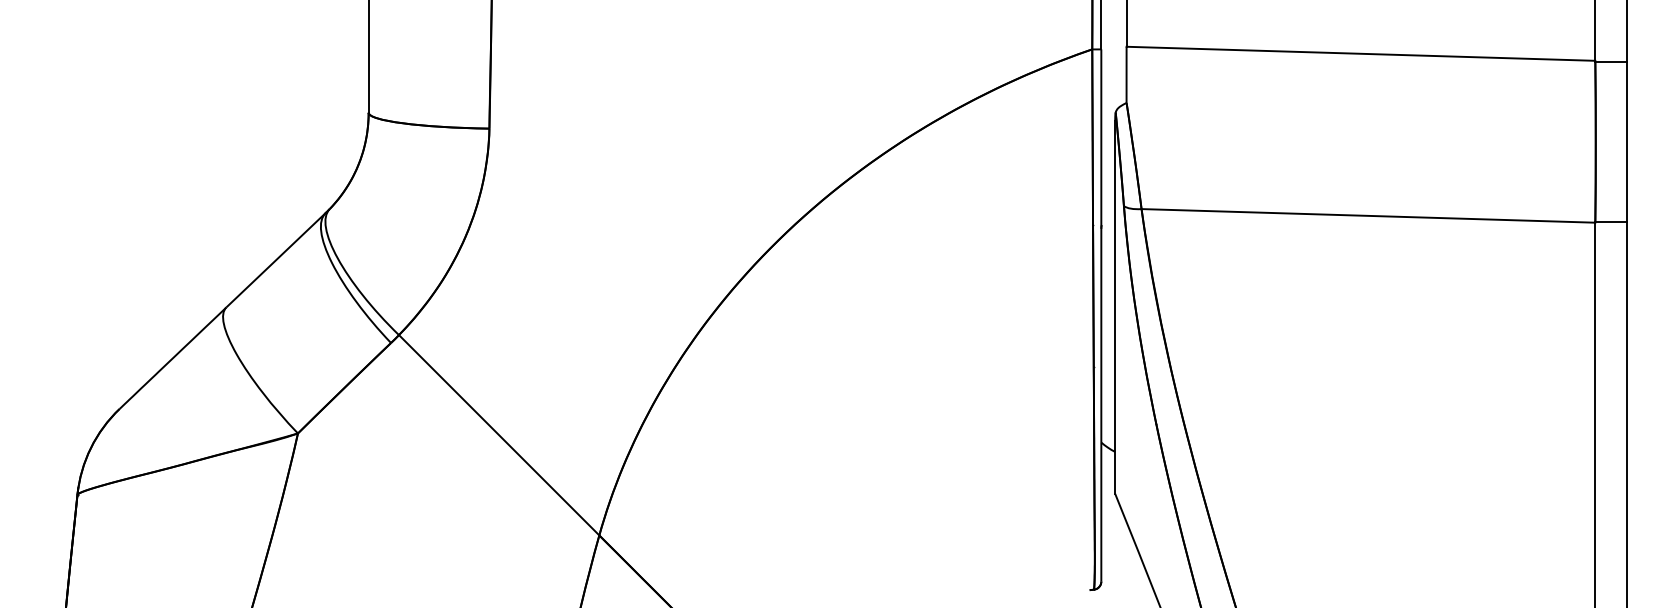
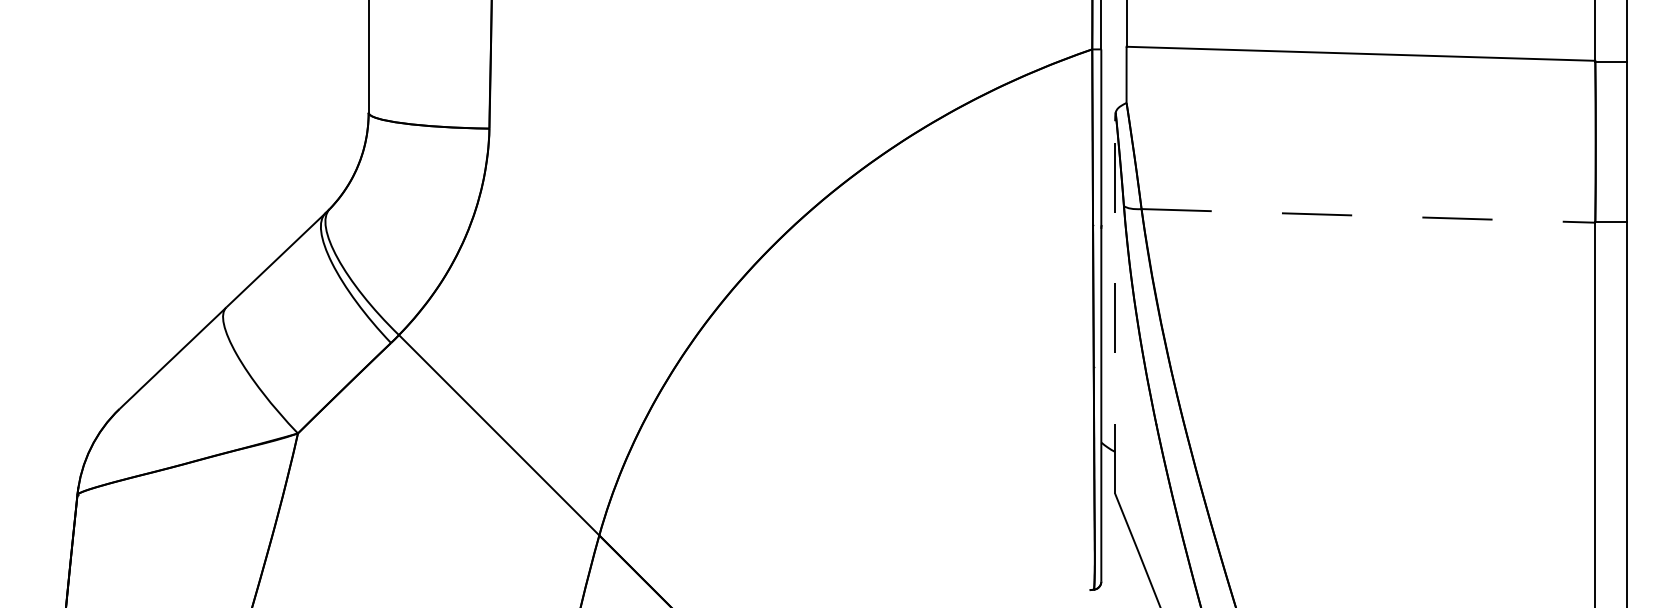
line: solid -> dashed (1368, 215)
line: solid -> dashed (1115, 307)
